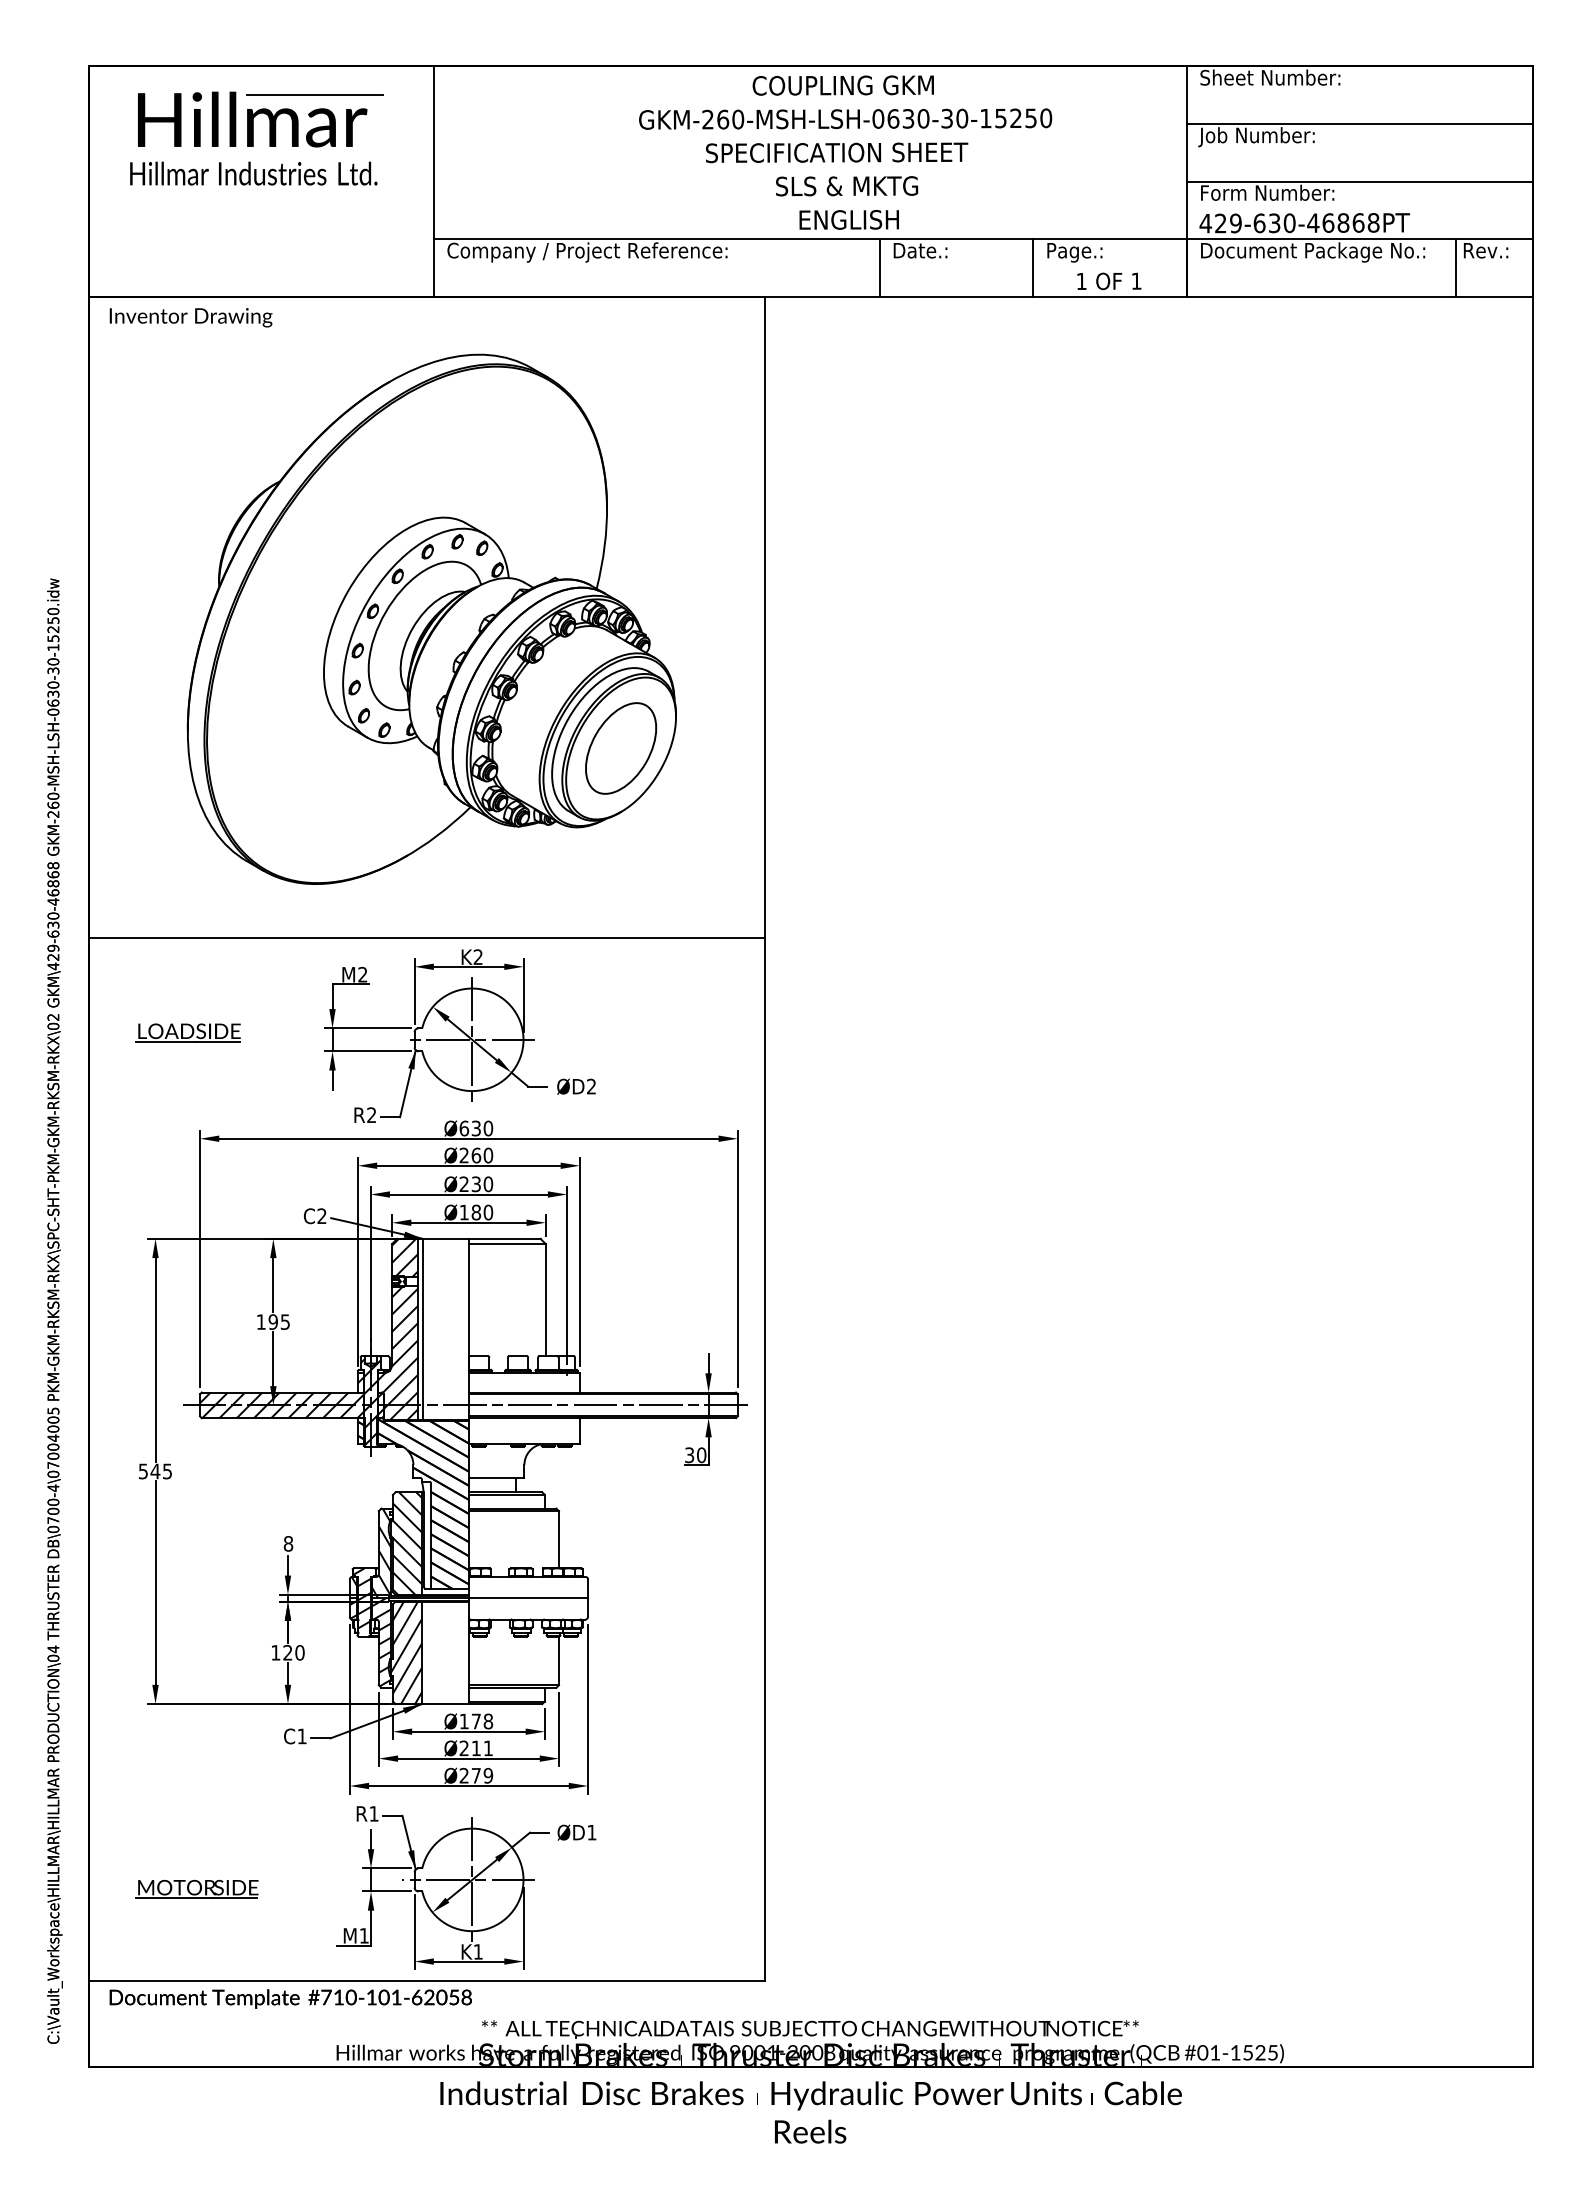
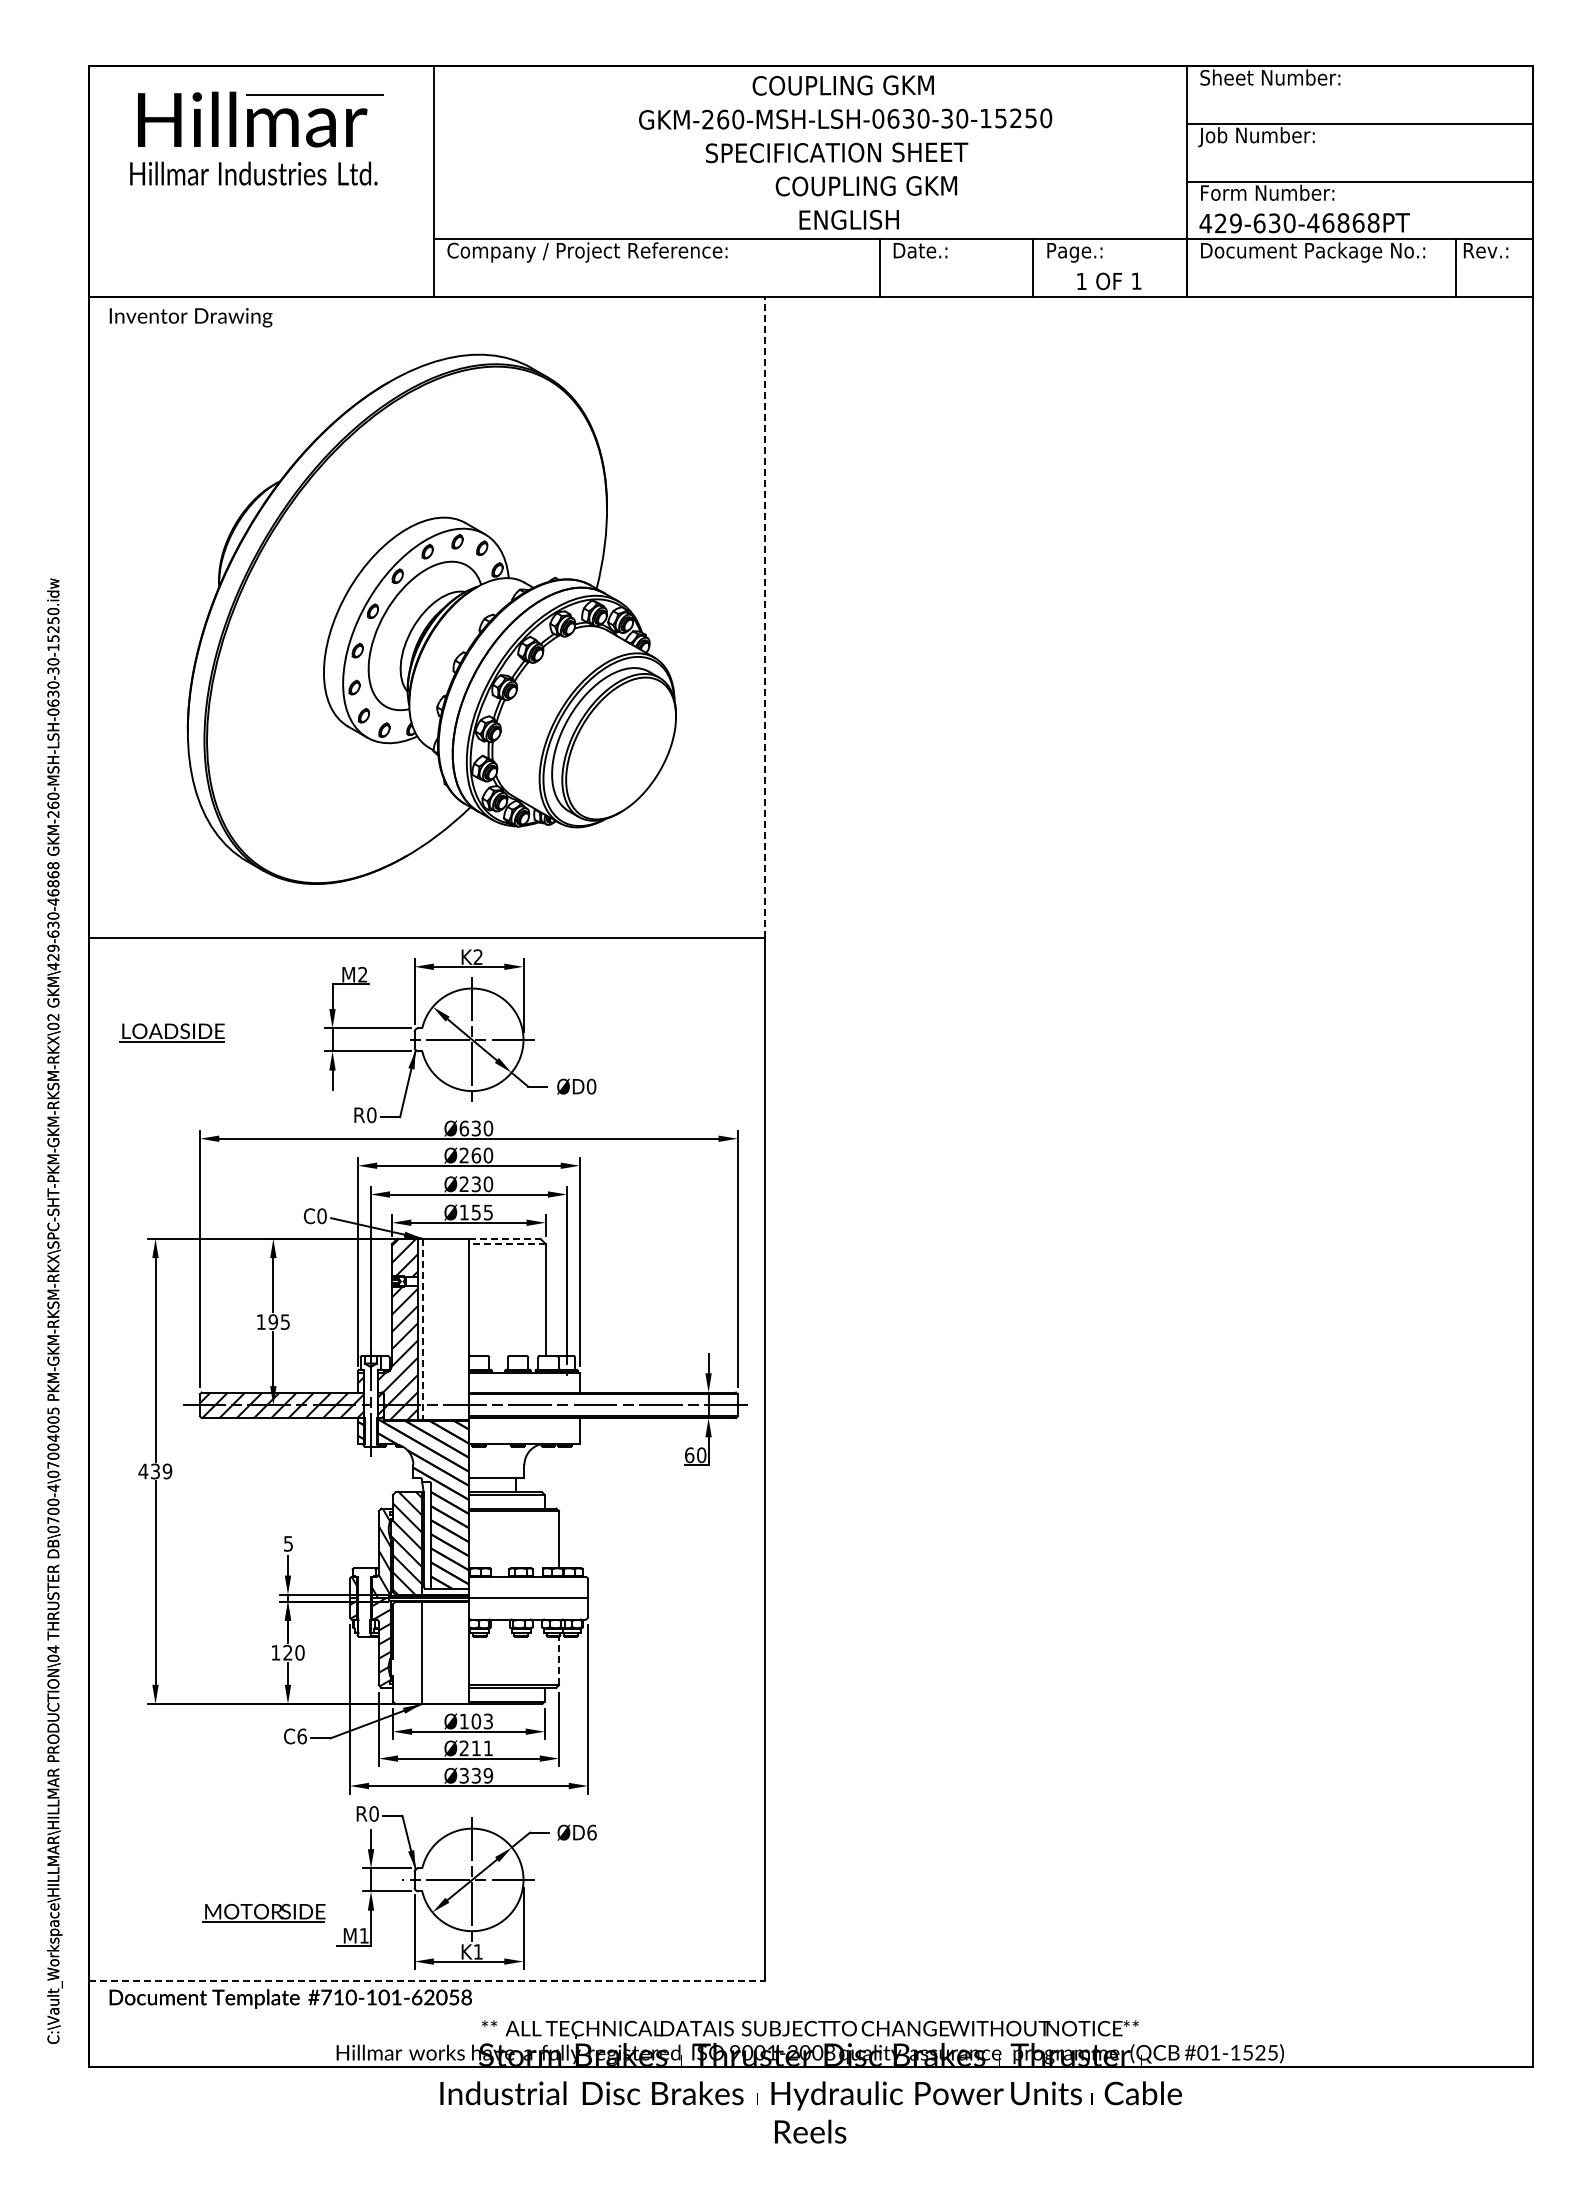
text: SLS & MKTG -> COUPLING GKM (866, 186)
line: solid -> dashed (764, 616)
part: present -> none (620, 748)
part position: (187, 1032) -> (171, 1032) (171, 1032)
text: ØD2 -> ØD0 (591, 1086)
text: R2 -> R0 (371, 1115)
text: Ø180 -> Ø155 (482, 1212)
text: C2 -> C0 (321, 1216)
line: solid -> dashed (504, 1238)
line: solid -> dashed (506, 1244)
line: solid -> dashed (423, 1329)
hatch: present -> none (370, 1402)
text: 30 -> 60 (689, 1455)
text: 545 -> 439 (155, 1471)
text: 8 -> 5 (288, 1543)
hatch: present -> none (364, 1602)
hatch: present -> none (405, 1652)
line: solid -> dashed (558, 1660)
text: Ø178 -> Ø103 (482, 1721)
text: C1 -> C6 (301, 1736)
text: Ø279 -> Ø339 (469, 1775)
text: R1 -> R0 (373, 1813)
text: ØD1 -> ØD6 (591, 1832)
part position: (196, 1888) -> (263, 1912) (263, 1912)
line: solid -> dashed (427, 1980)
